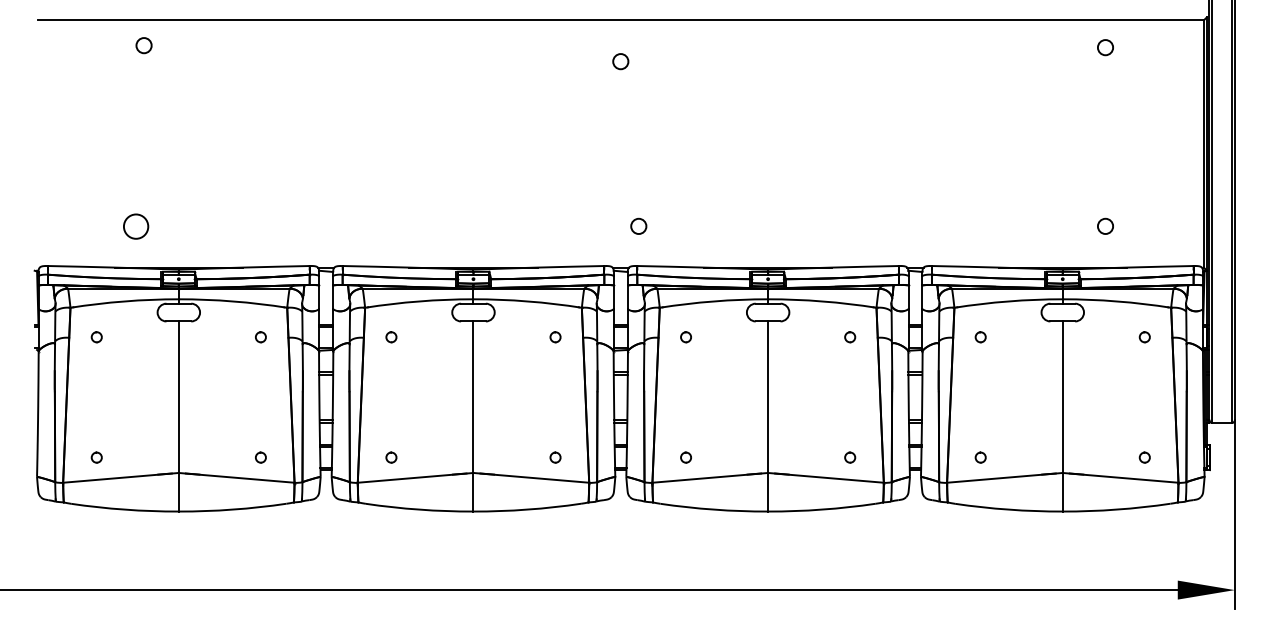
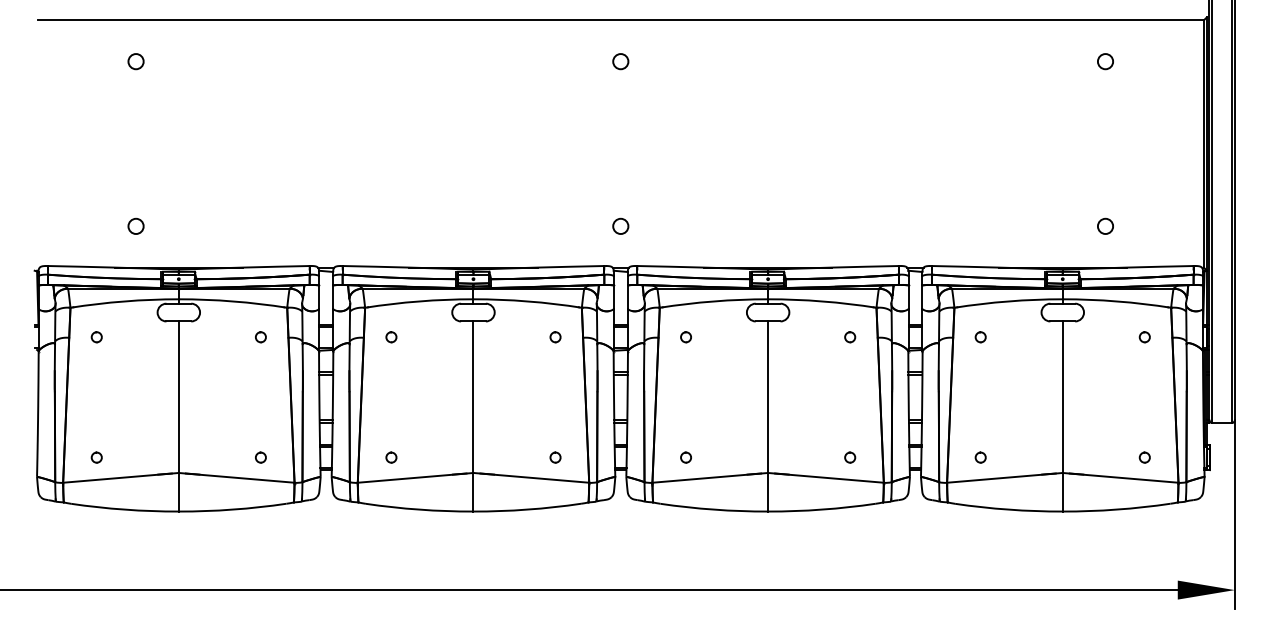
circle position: (143, 45) -> (135, 61) (135, 61)
circle position: (1105, 47) -> (1105, 61) (1105, 61)
circle position: (638, 225) -> (620, 225) (620, 225)
circle size: 27x27 px -> 18x18 px (135, 225)
